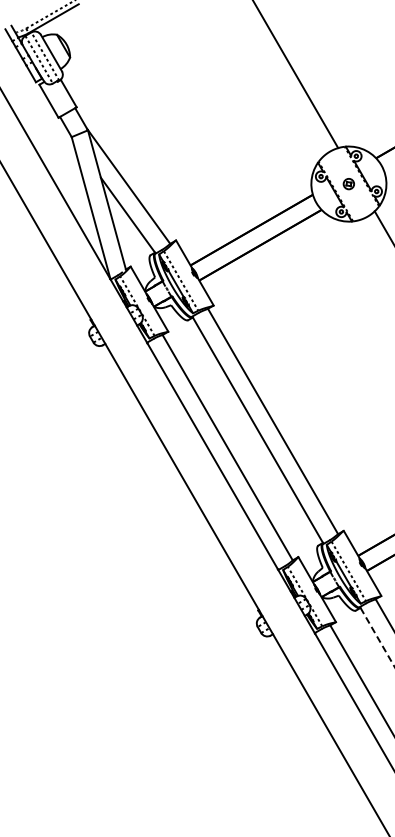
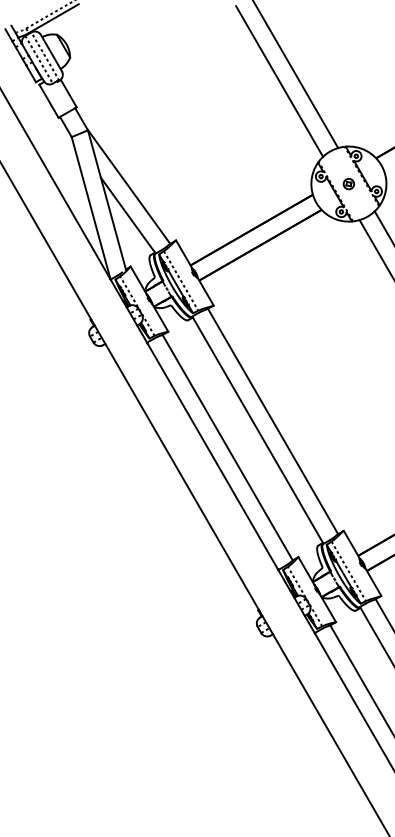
line: none -> present (279, 81)
line: none -> present (375, 247)
line: dashed -> solid (377, 638)
